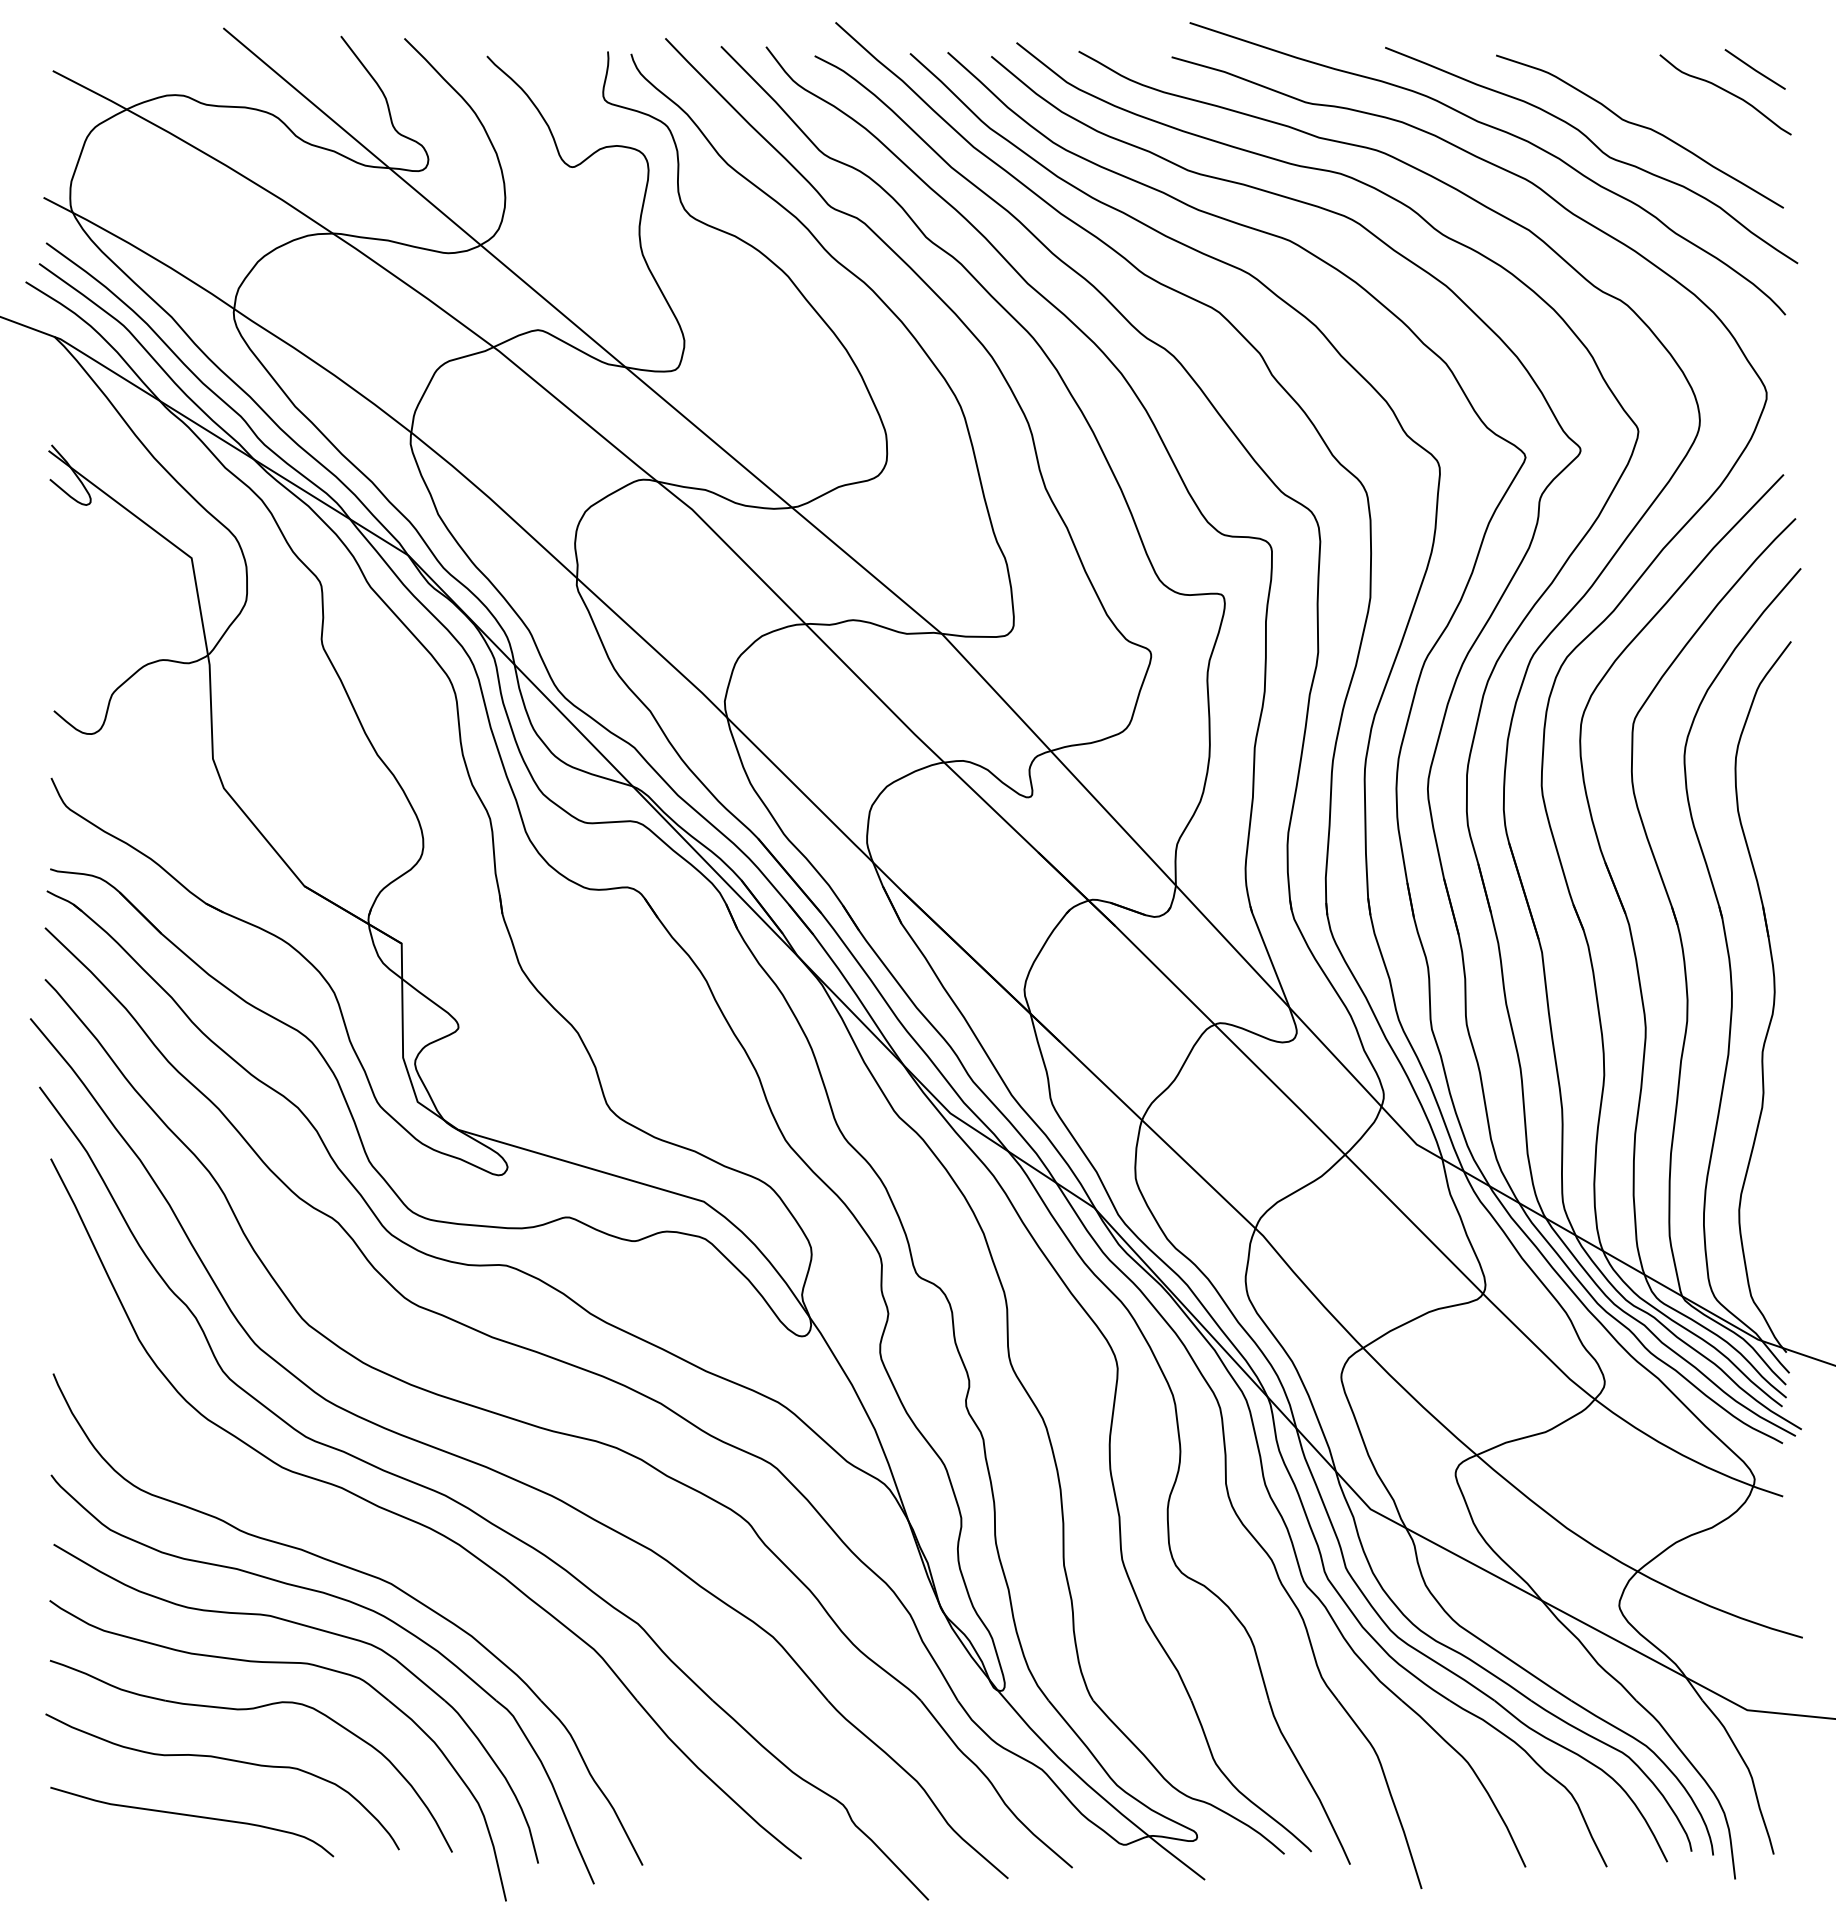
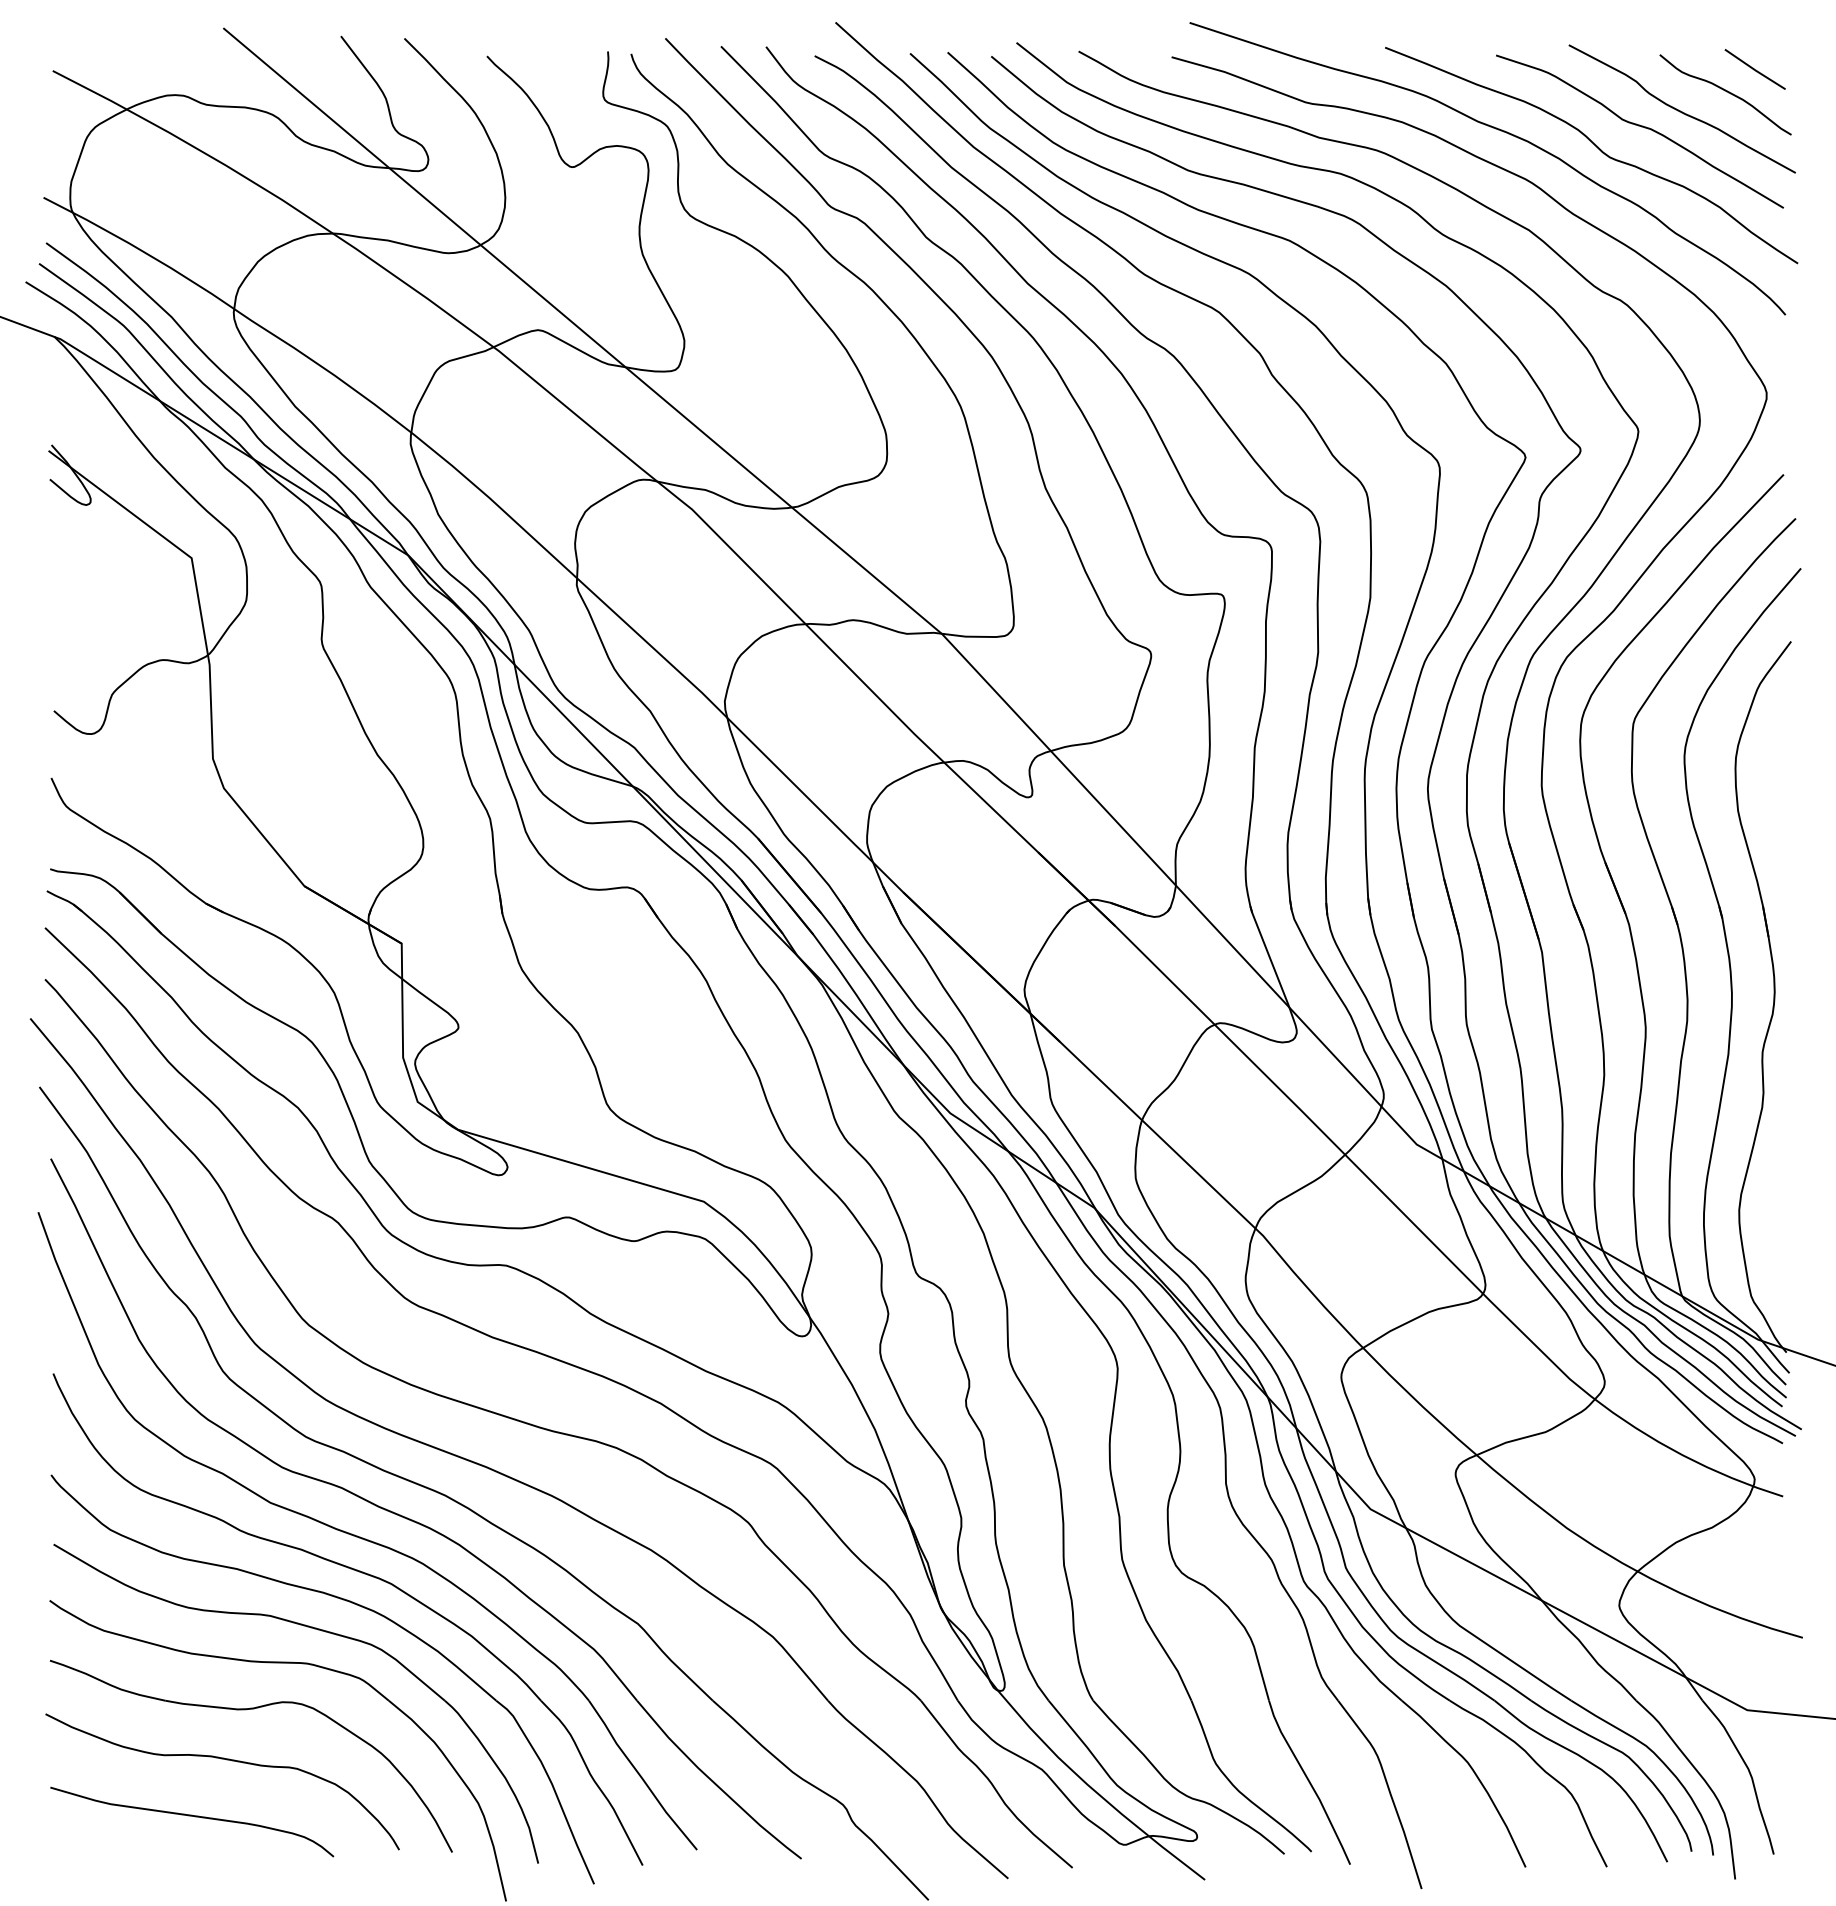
curve: none -> present (1680, 110)
part: none -> present (363, 1537)
